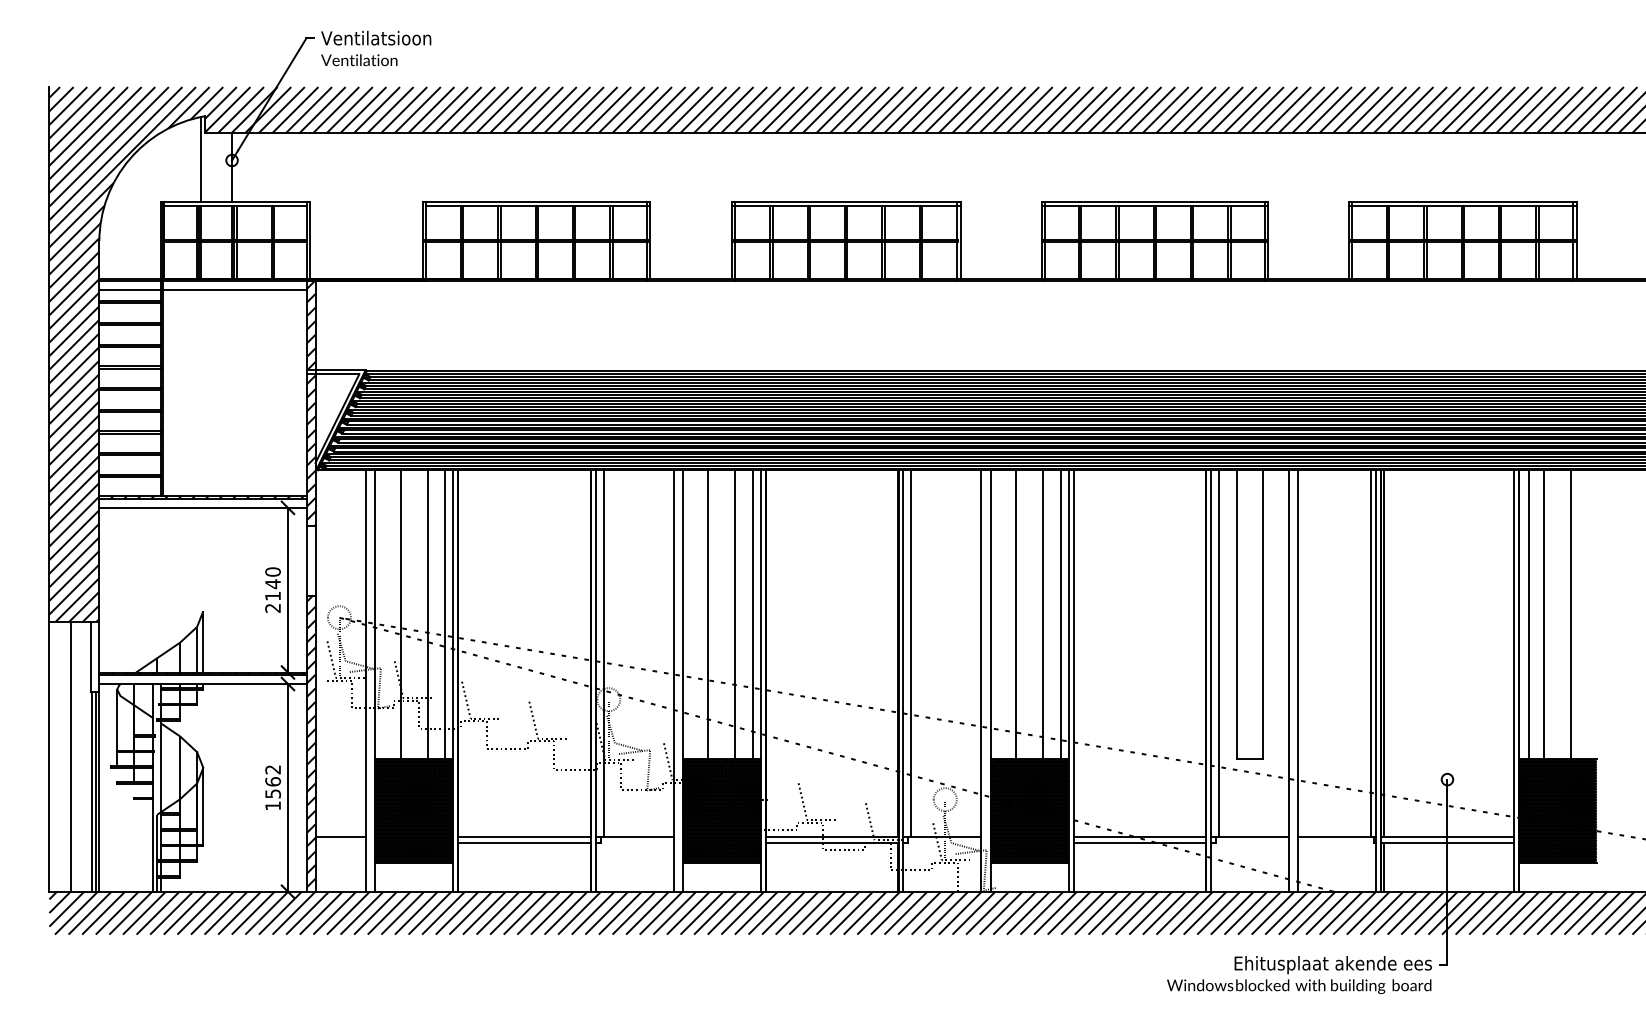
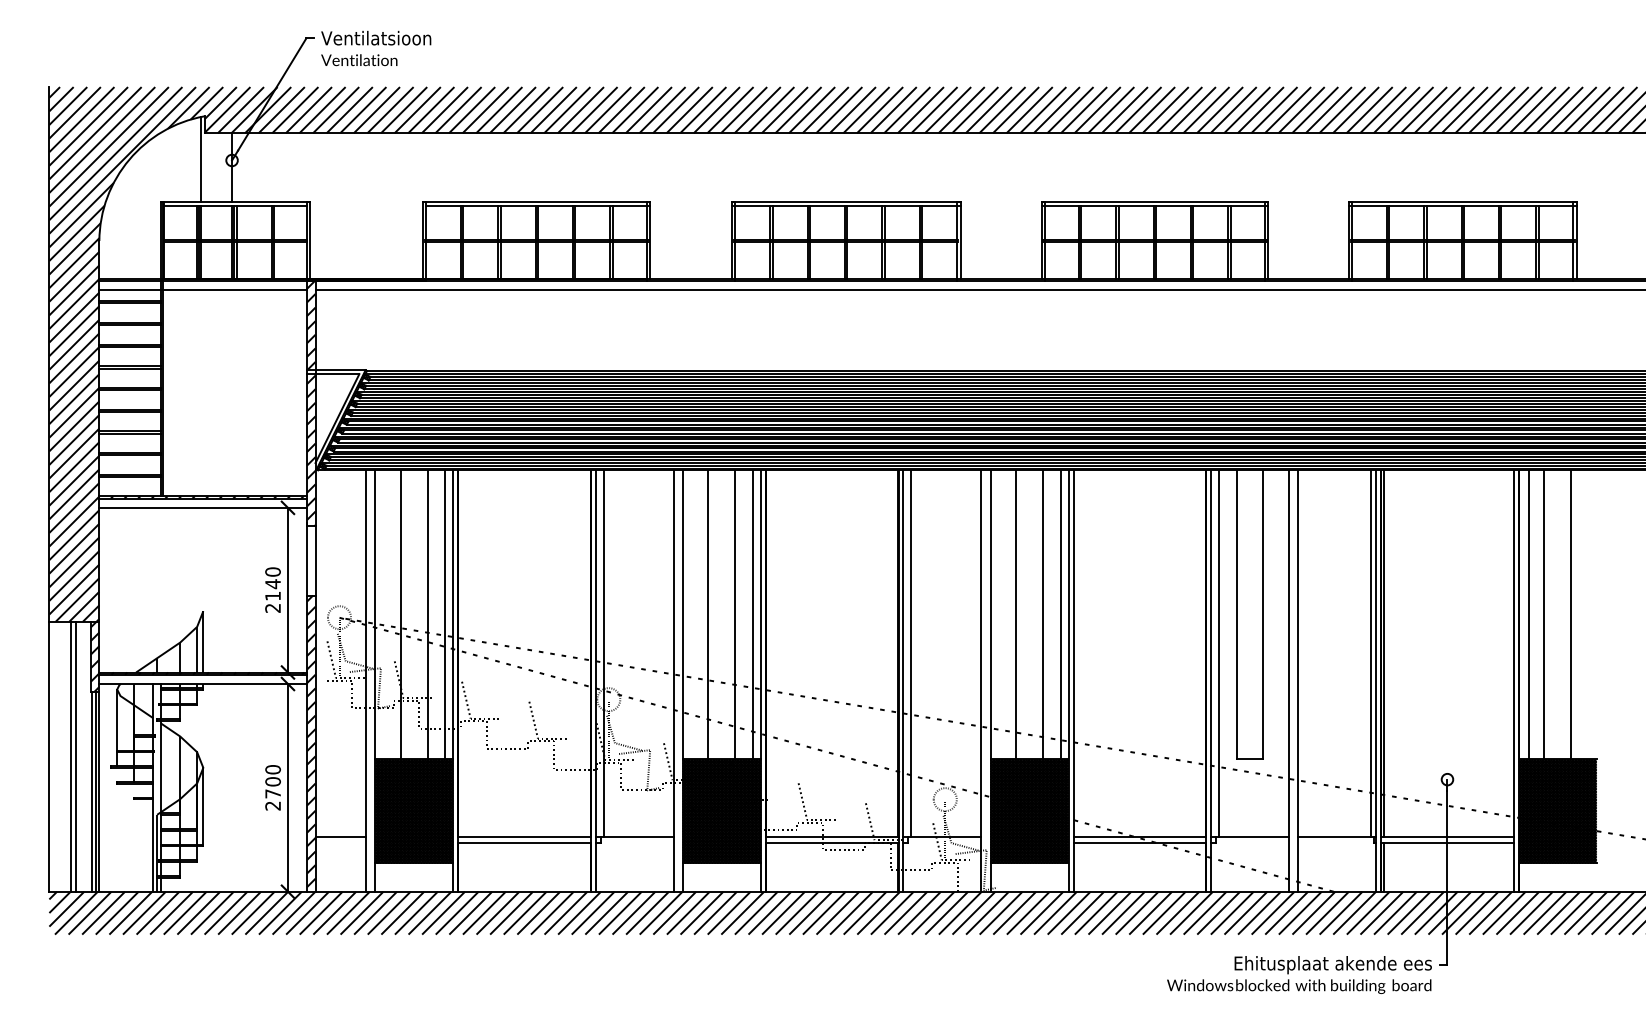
line: none -> present (978, 290)
hatch: none -> present (94, 656)
line: none -> present (76, 756)
text: 1562 -> 2700 (273, 787)
